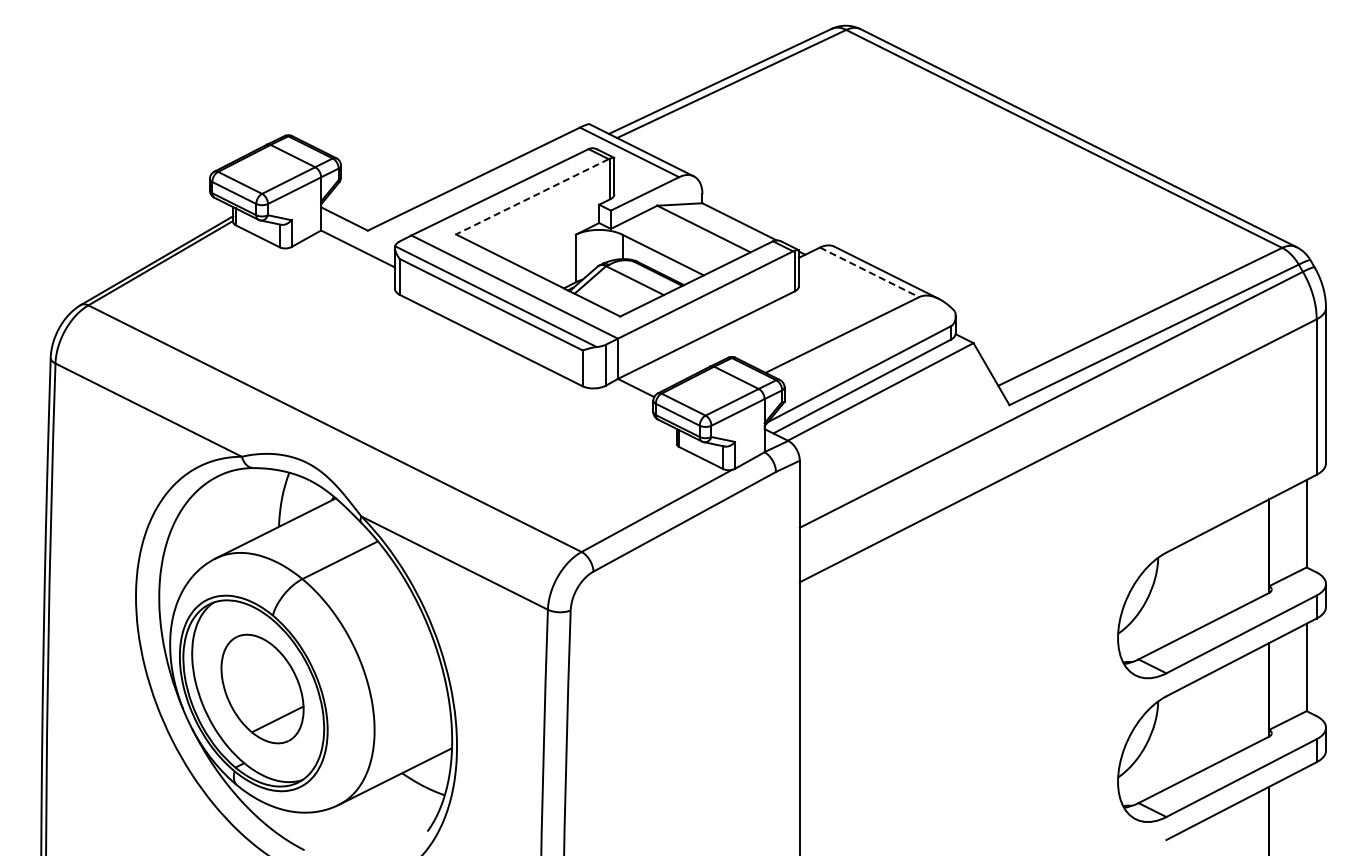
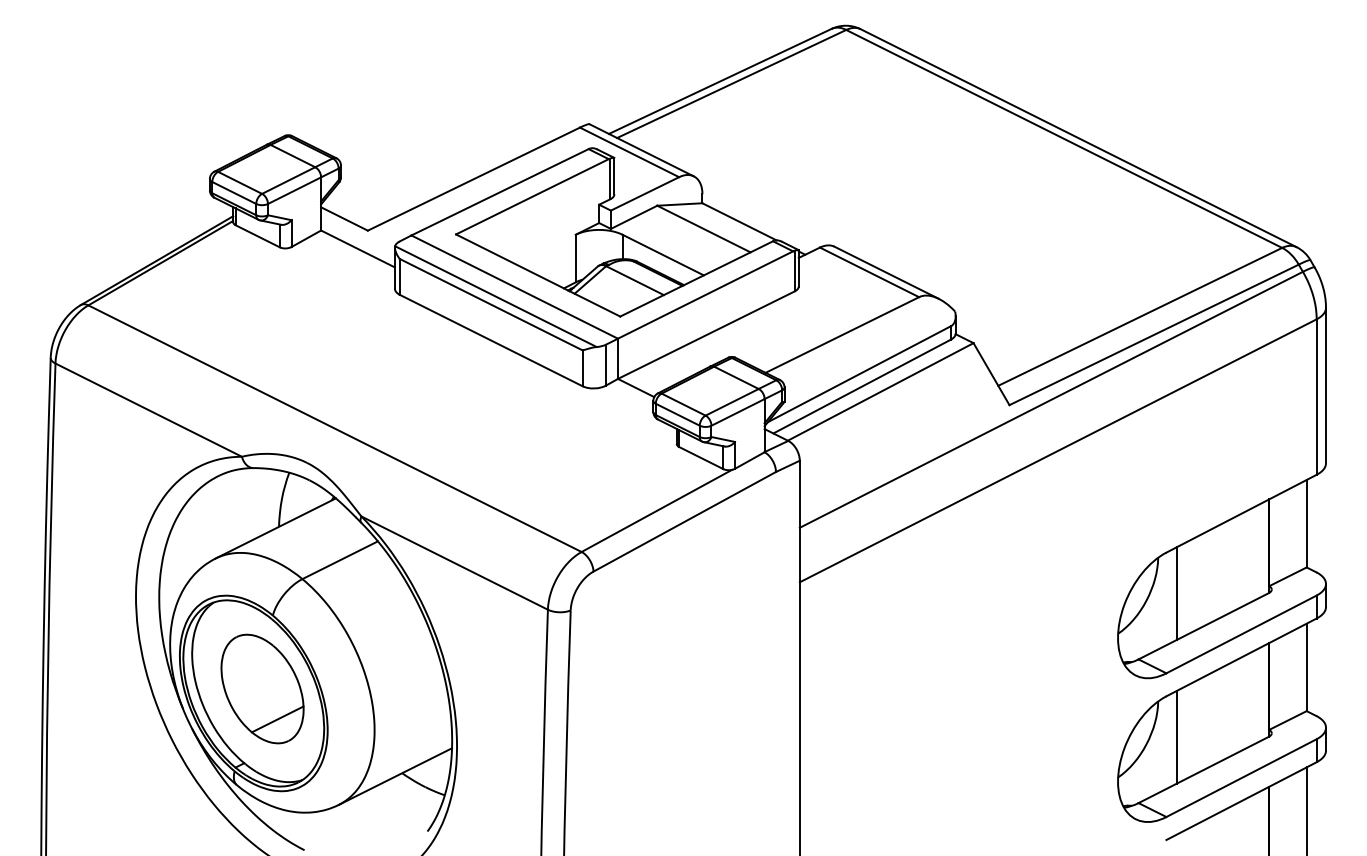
line: dashed -> solid (531, 197)
line: dashed -> solid (870, 272)
line: none -> present (1176, 593)
line: none -> present (1176, 736)
line: none -> present (1306, 809)
